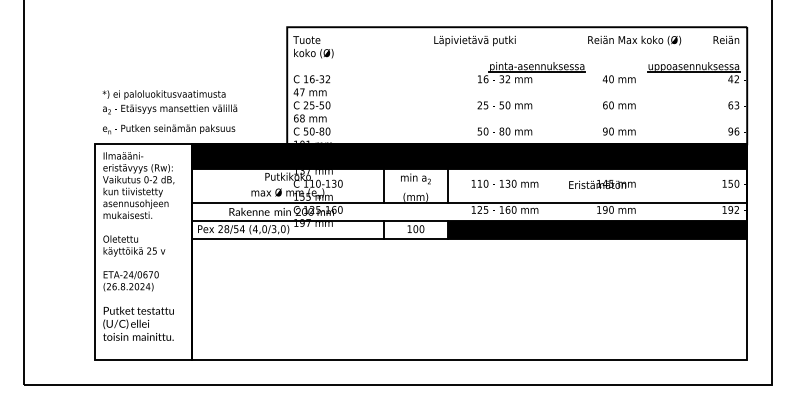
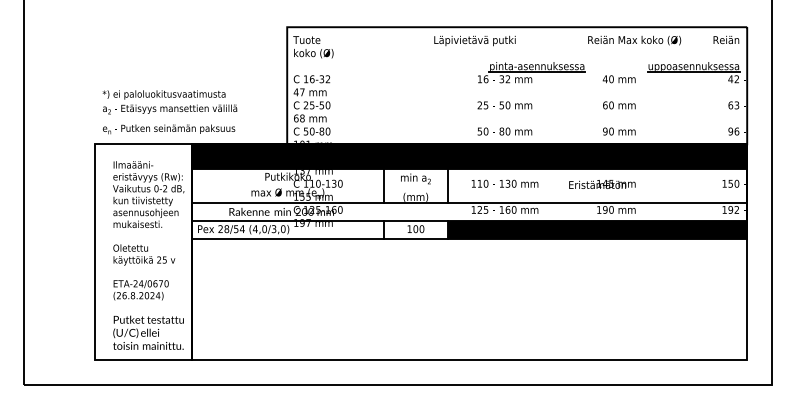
text position: (138, 246) -> (148, 255) (148, 255)
